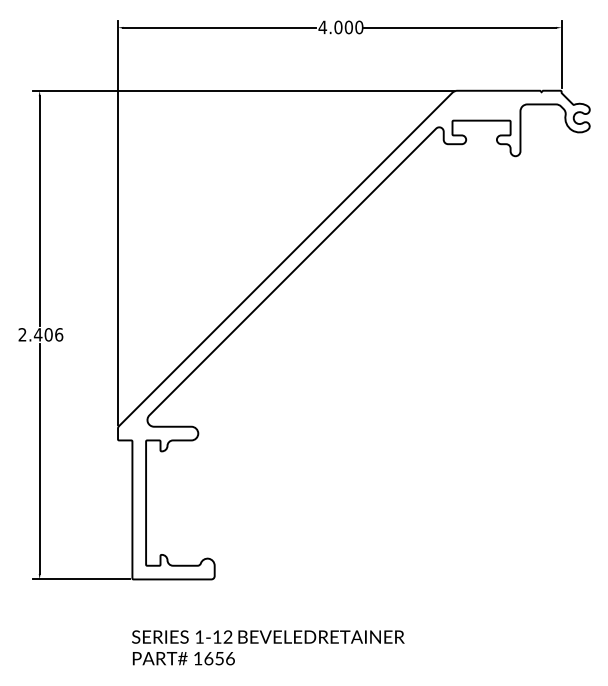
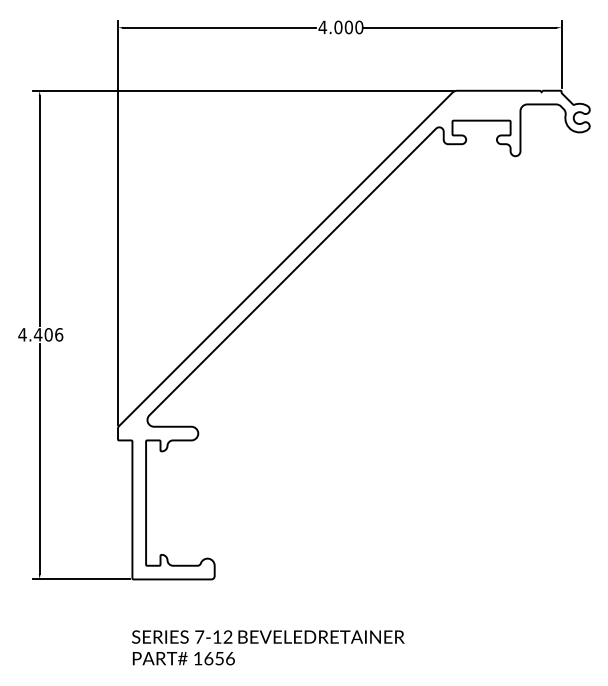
text: 2.406 -> 4.406 (22, 334)
text: 1-12 -> 7-12 (199, 636)
